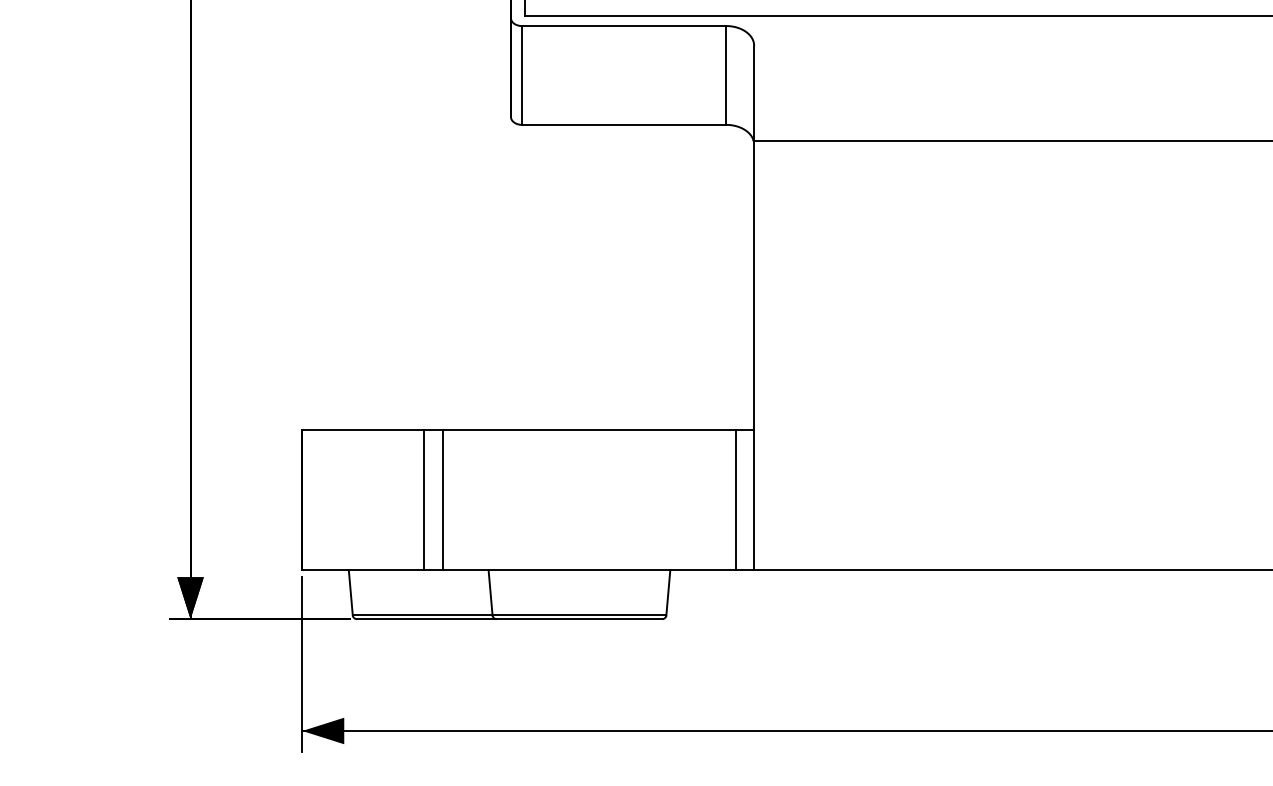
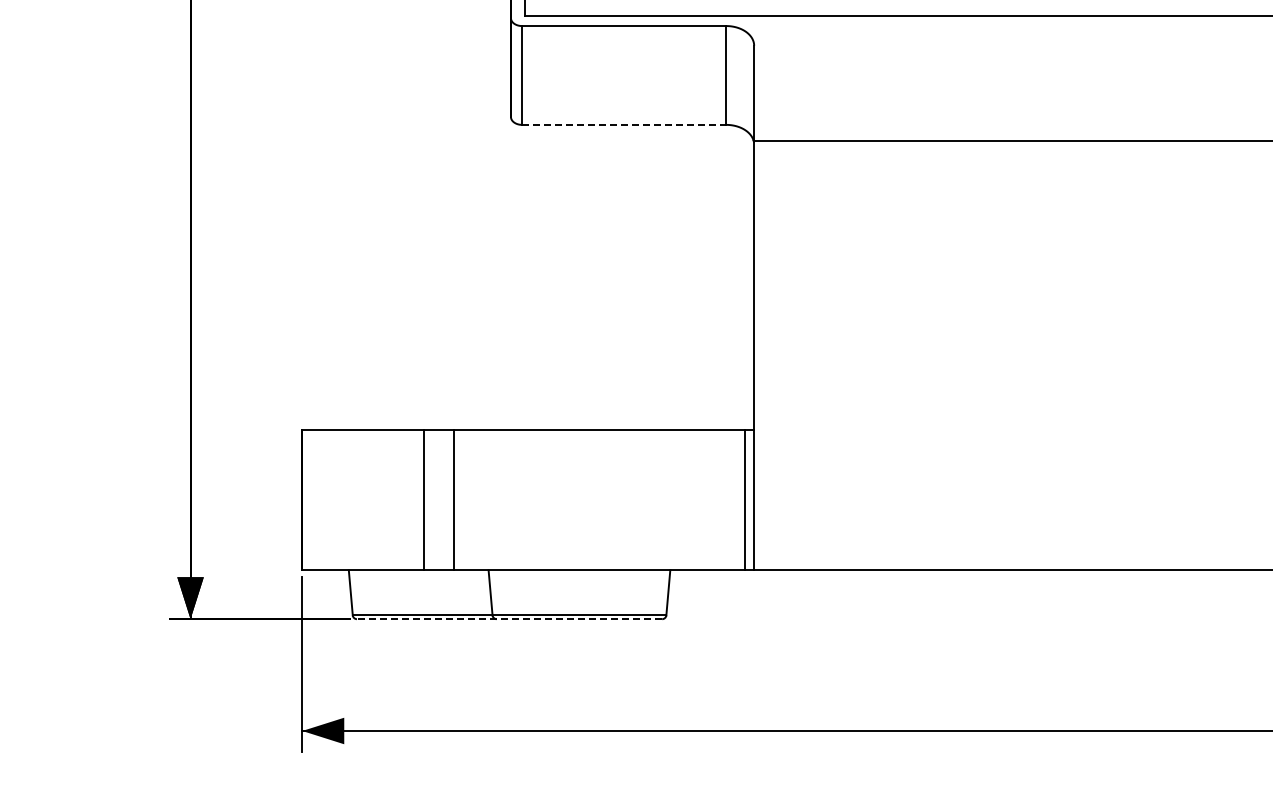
line: solid -> dashed (624, 124)
line position: (442, 500) -> (453, 500) (453, 500)
line position: (735, 500) -> (744, 500) (744, 500)
line: solid -> dashed (509, 619)
